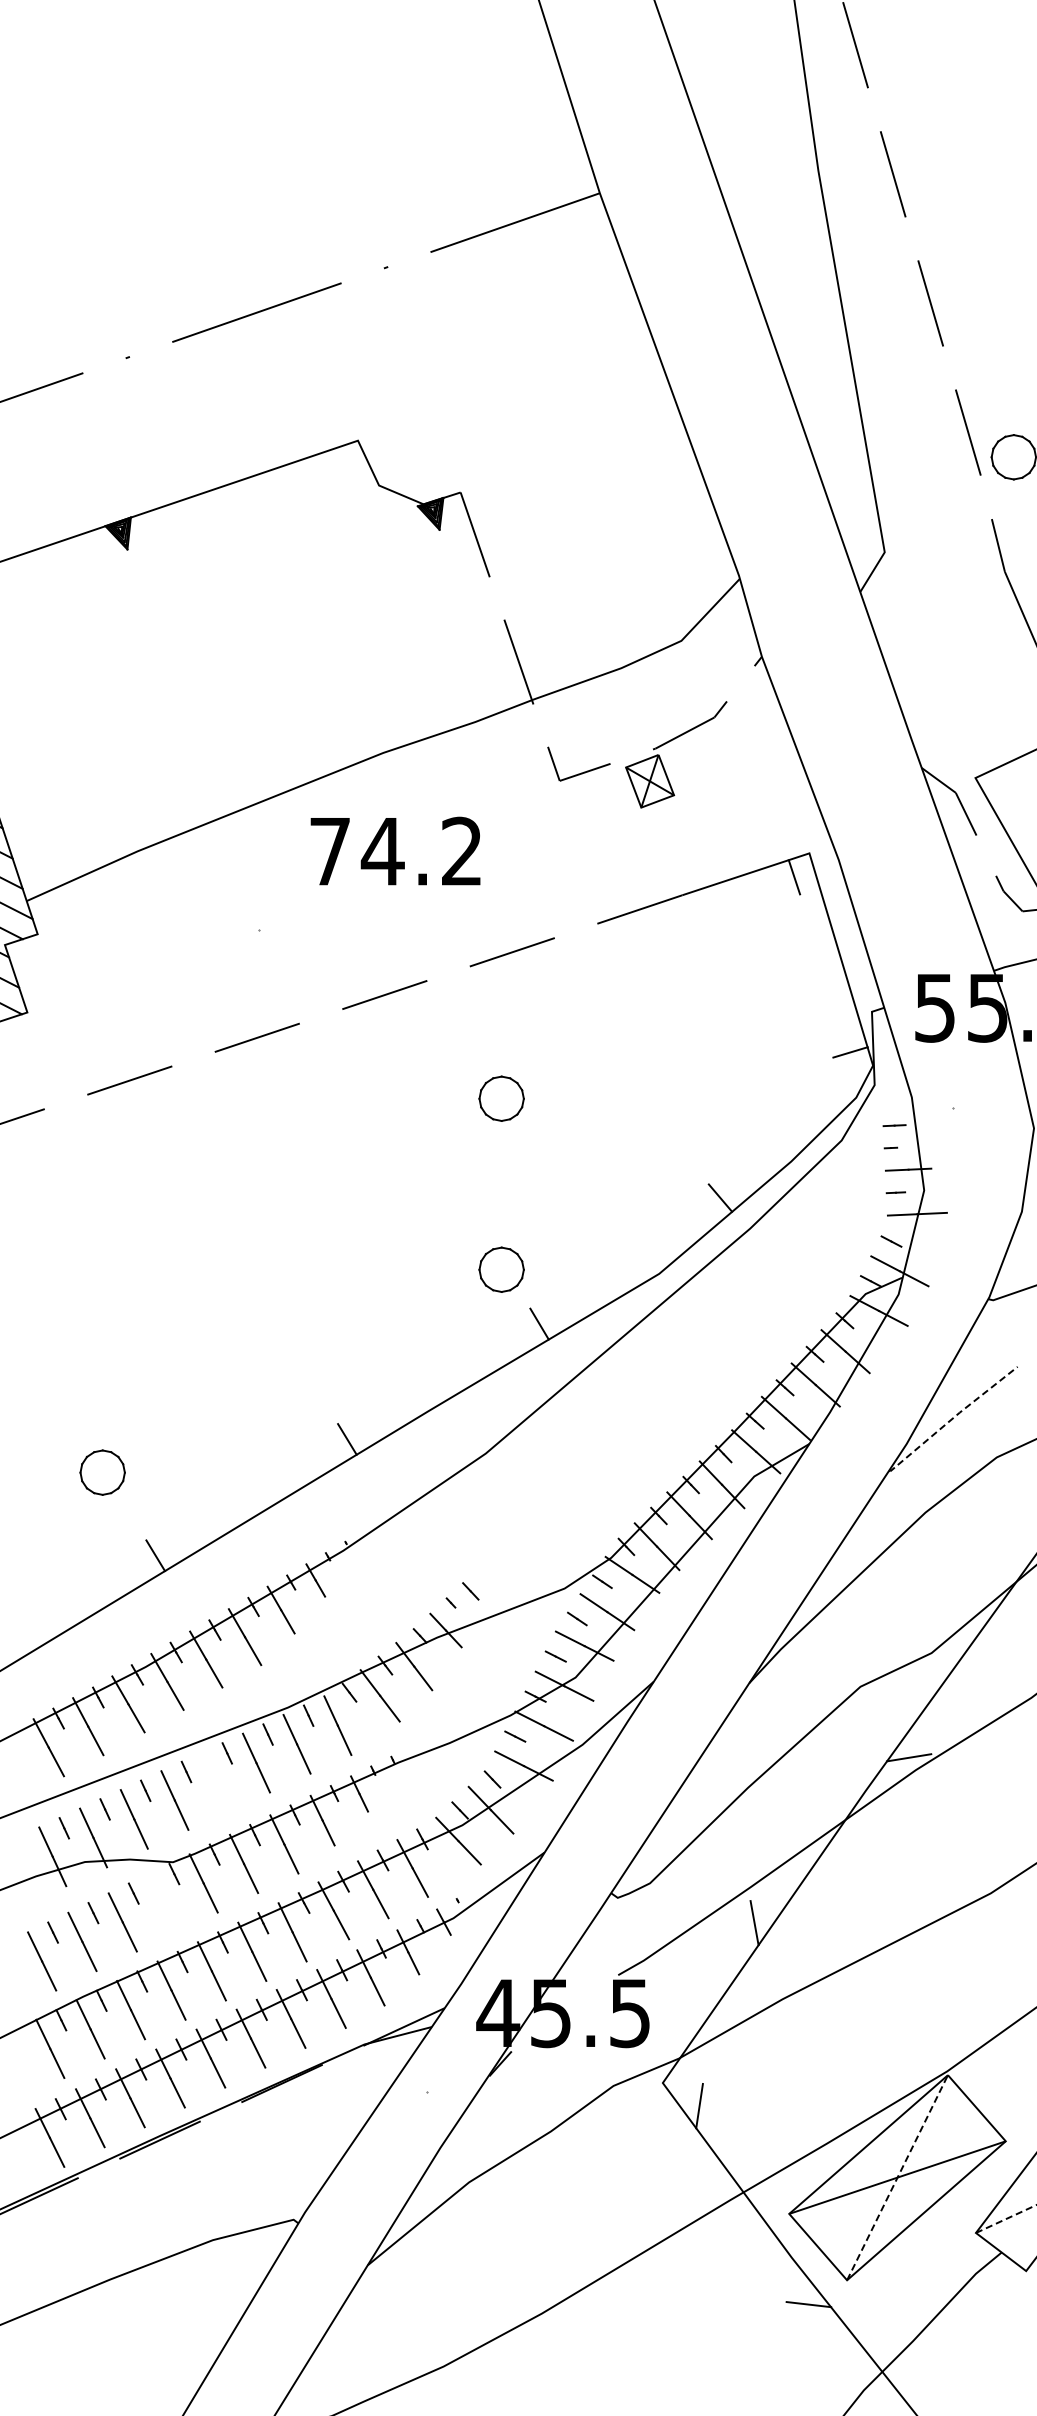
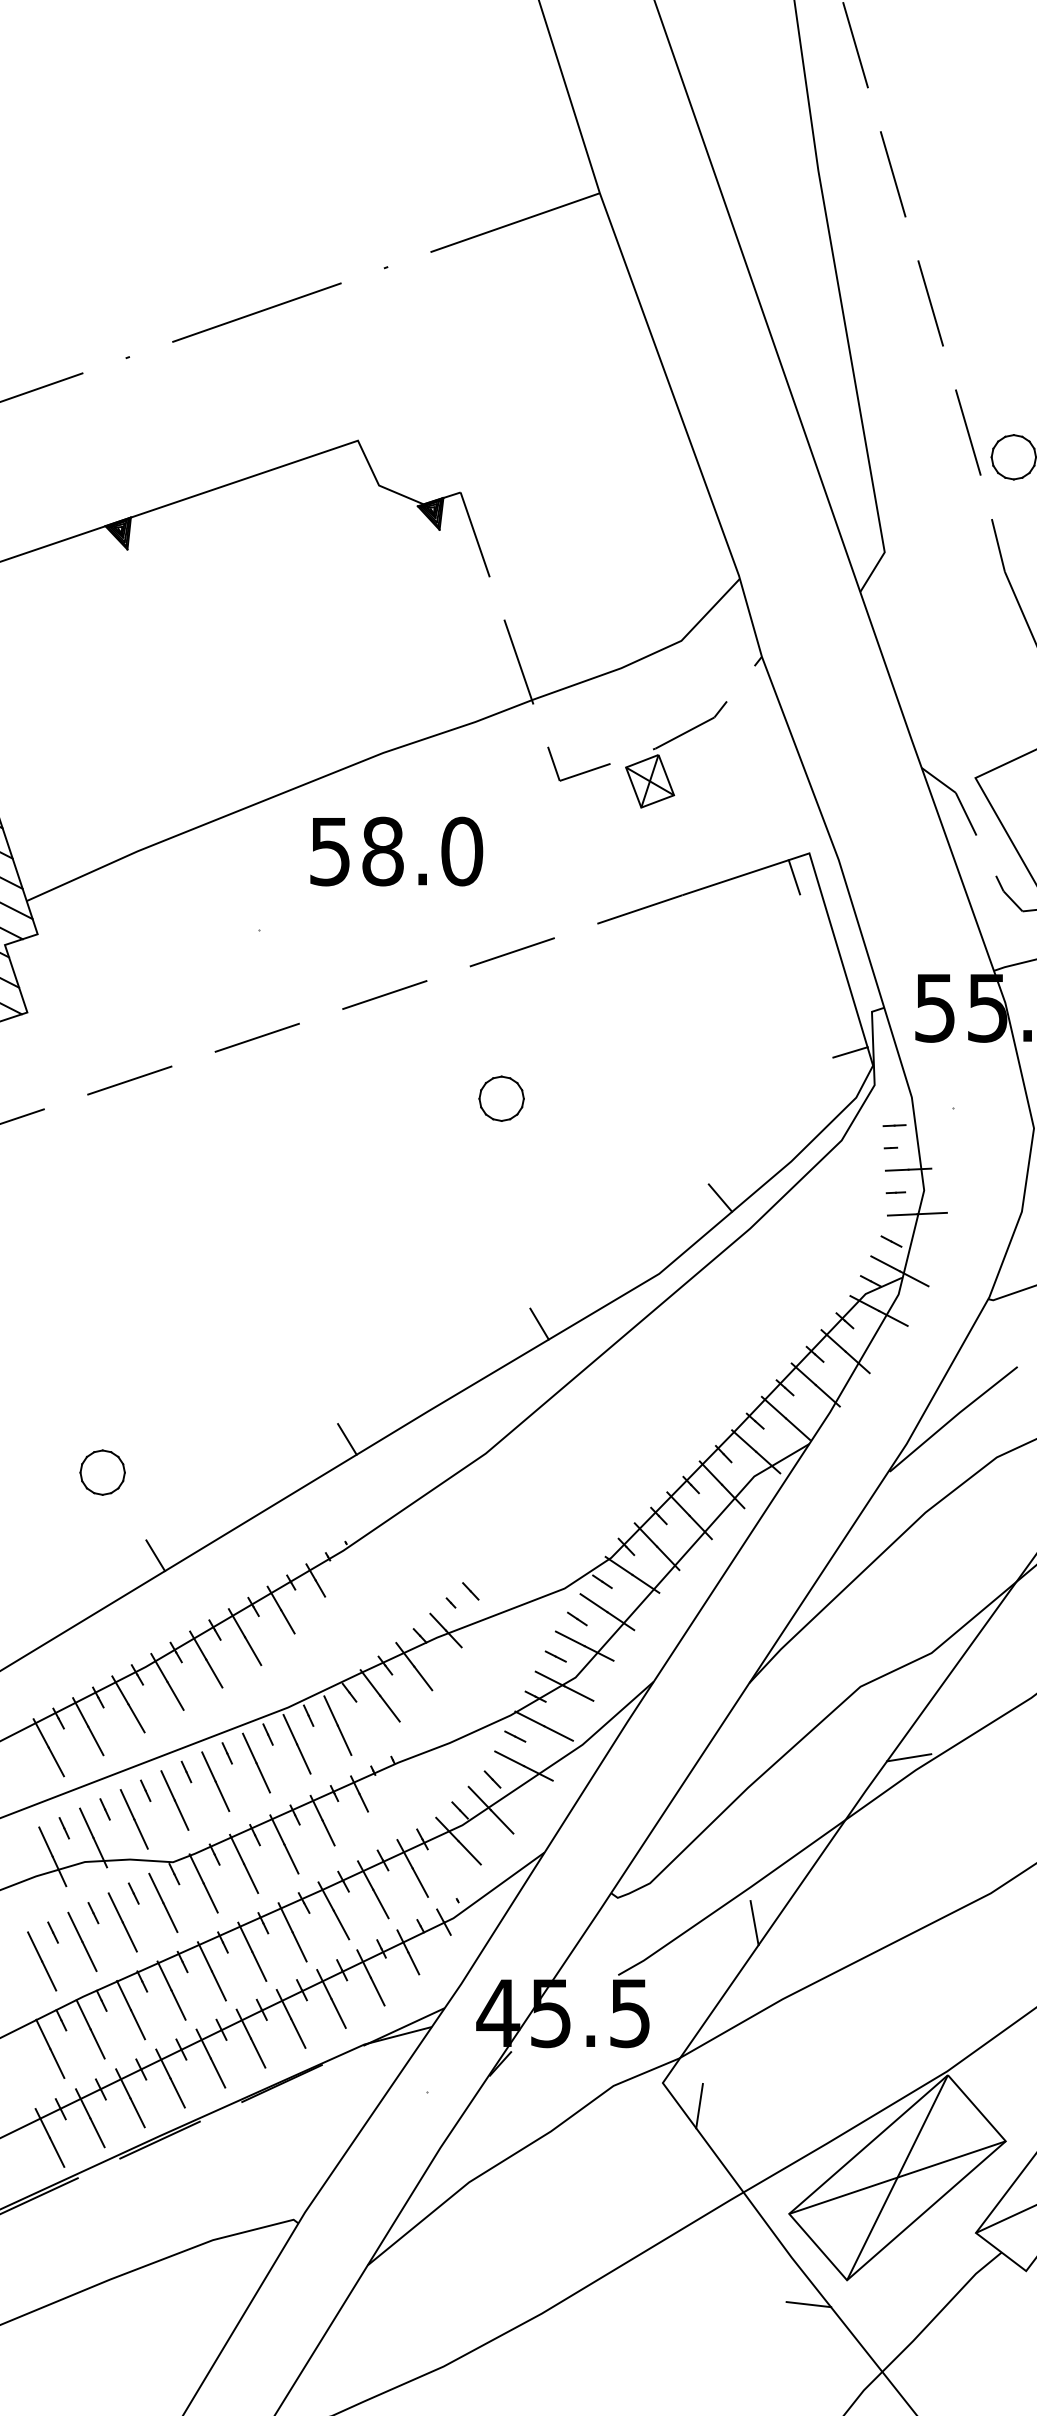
text: 74.2 -> 58.0 (396, 851)
part: present -> none (501, 1269)
line: dashed -> solid (952, 1418)
line: none -> present (215, 1781)
line: none -> present (163, 1902)
line: dashed -> solid (897, 2177)
line: dashed -> solid (1006, 2218)
